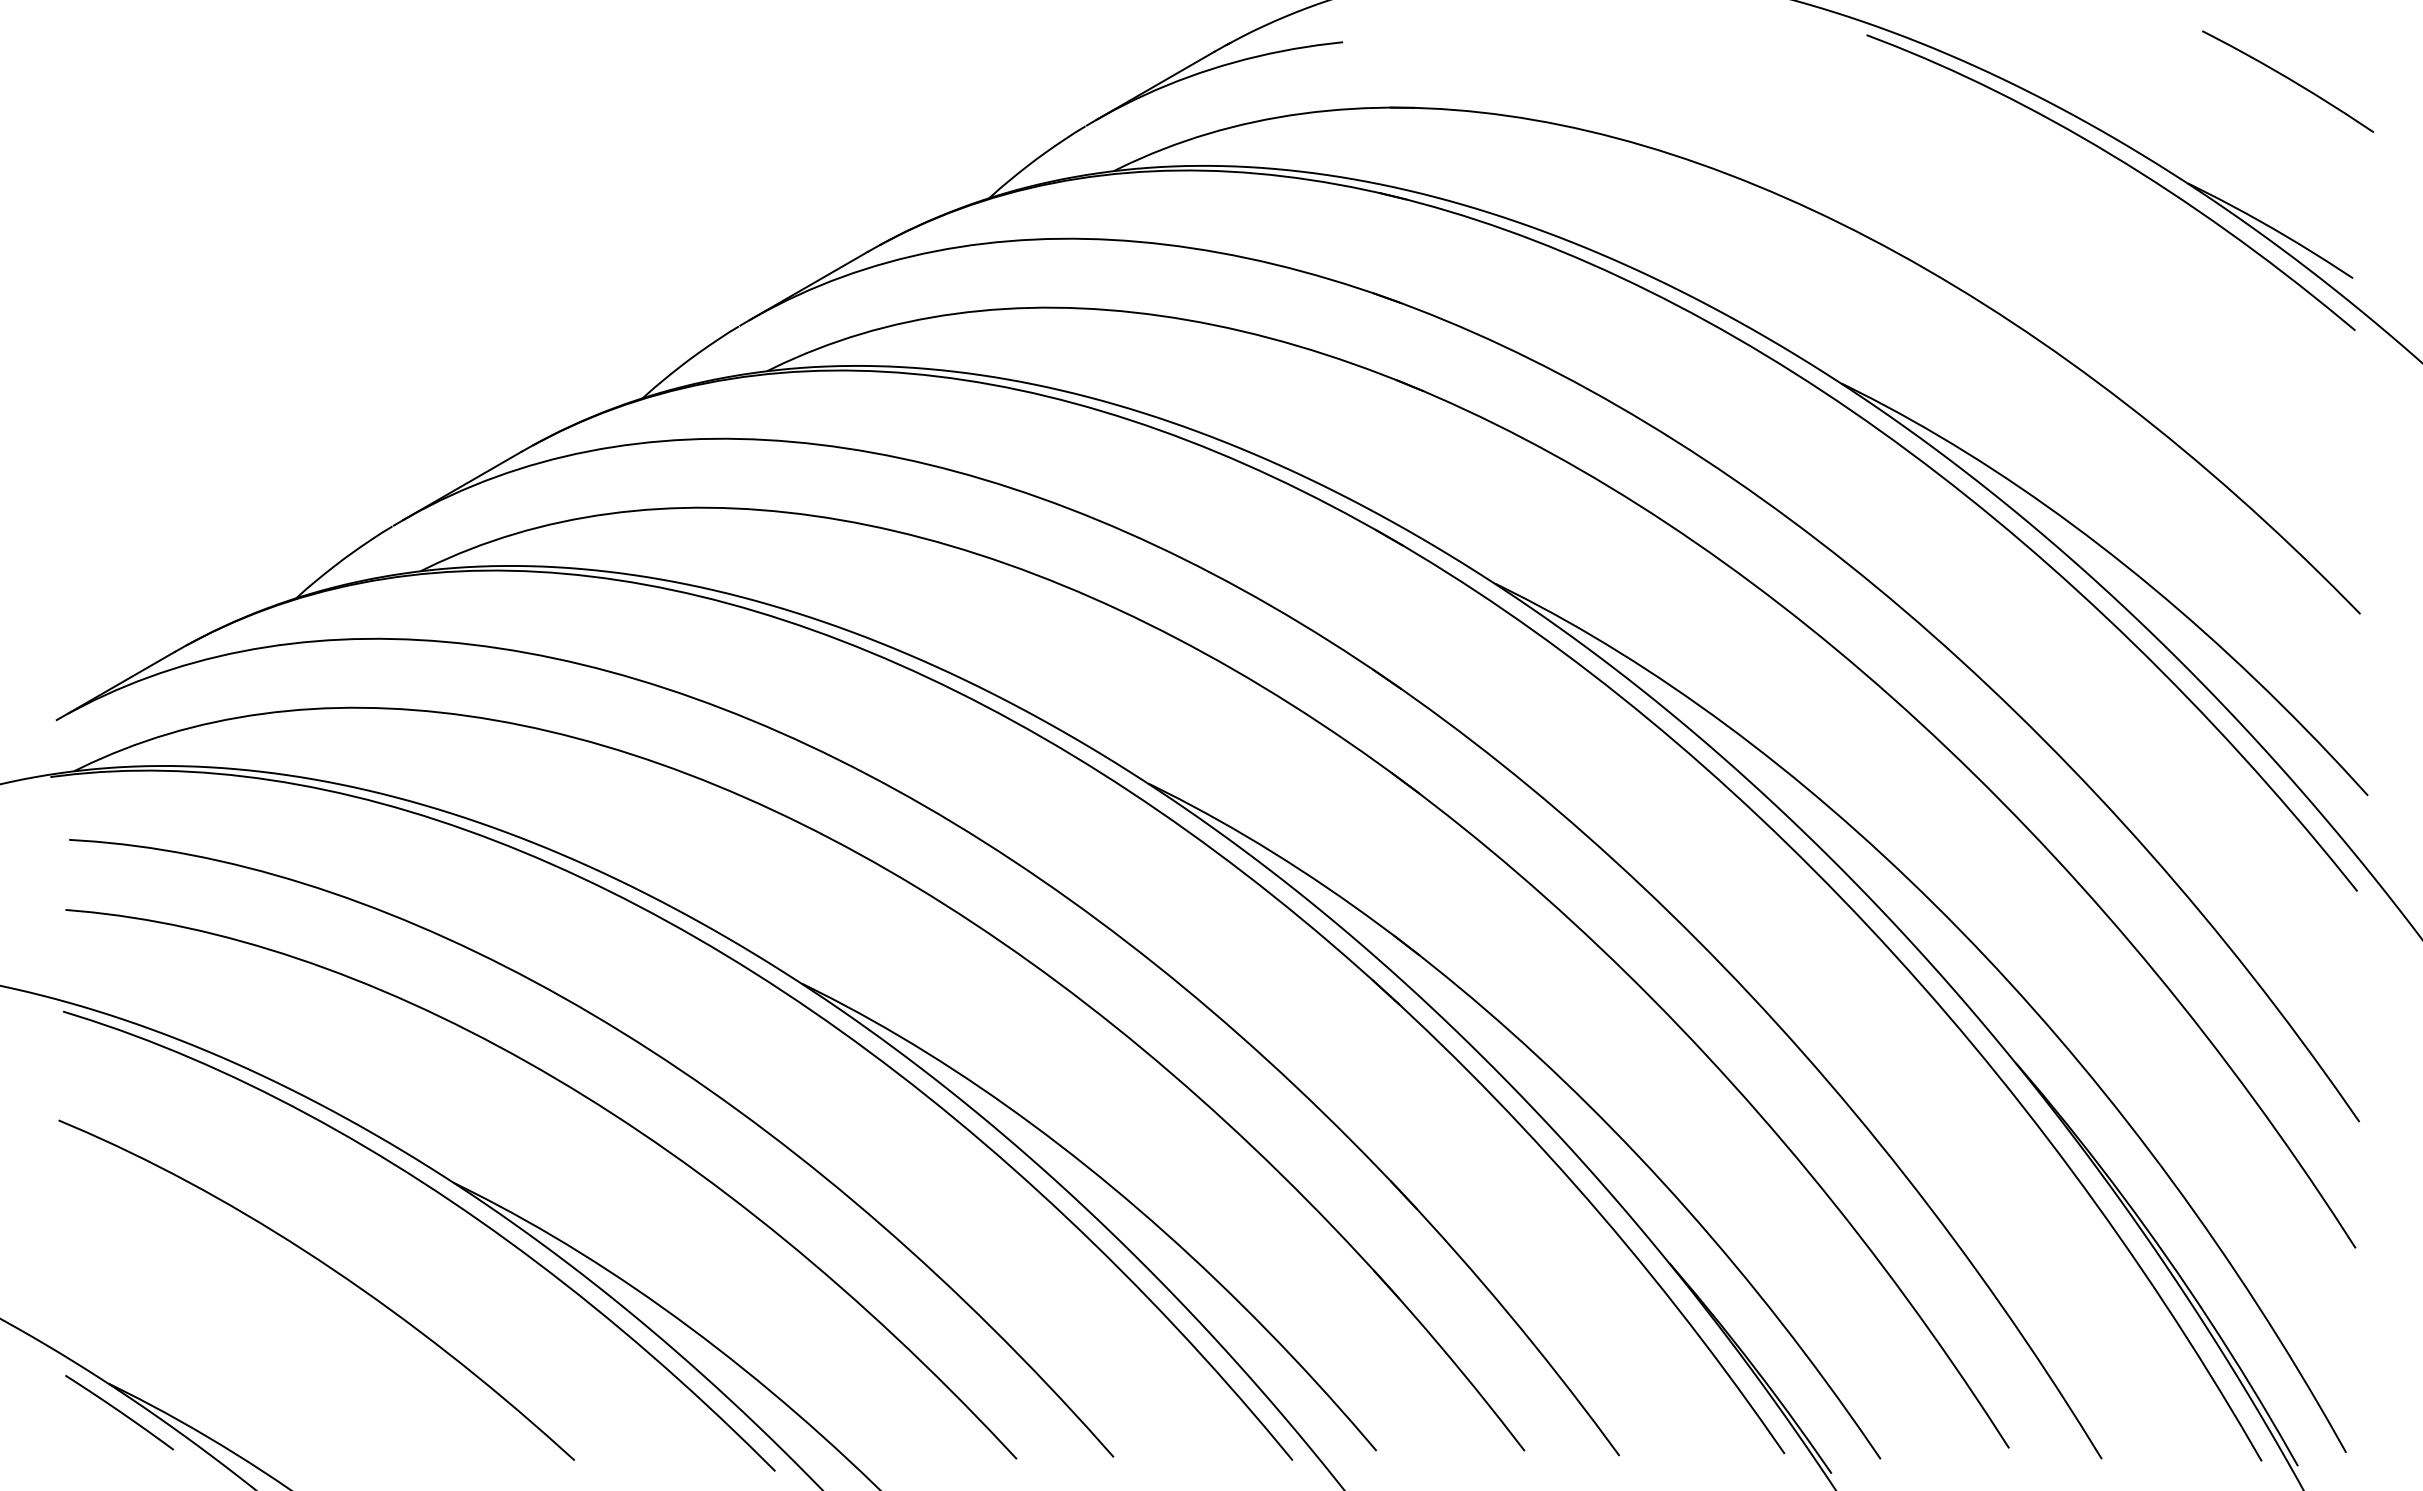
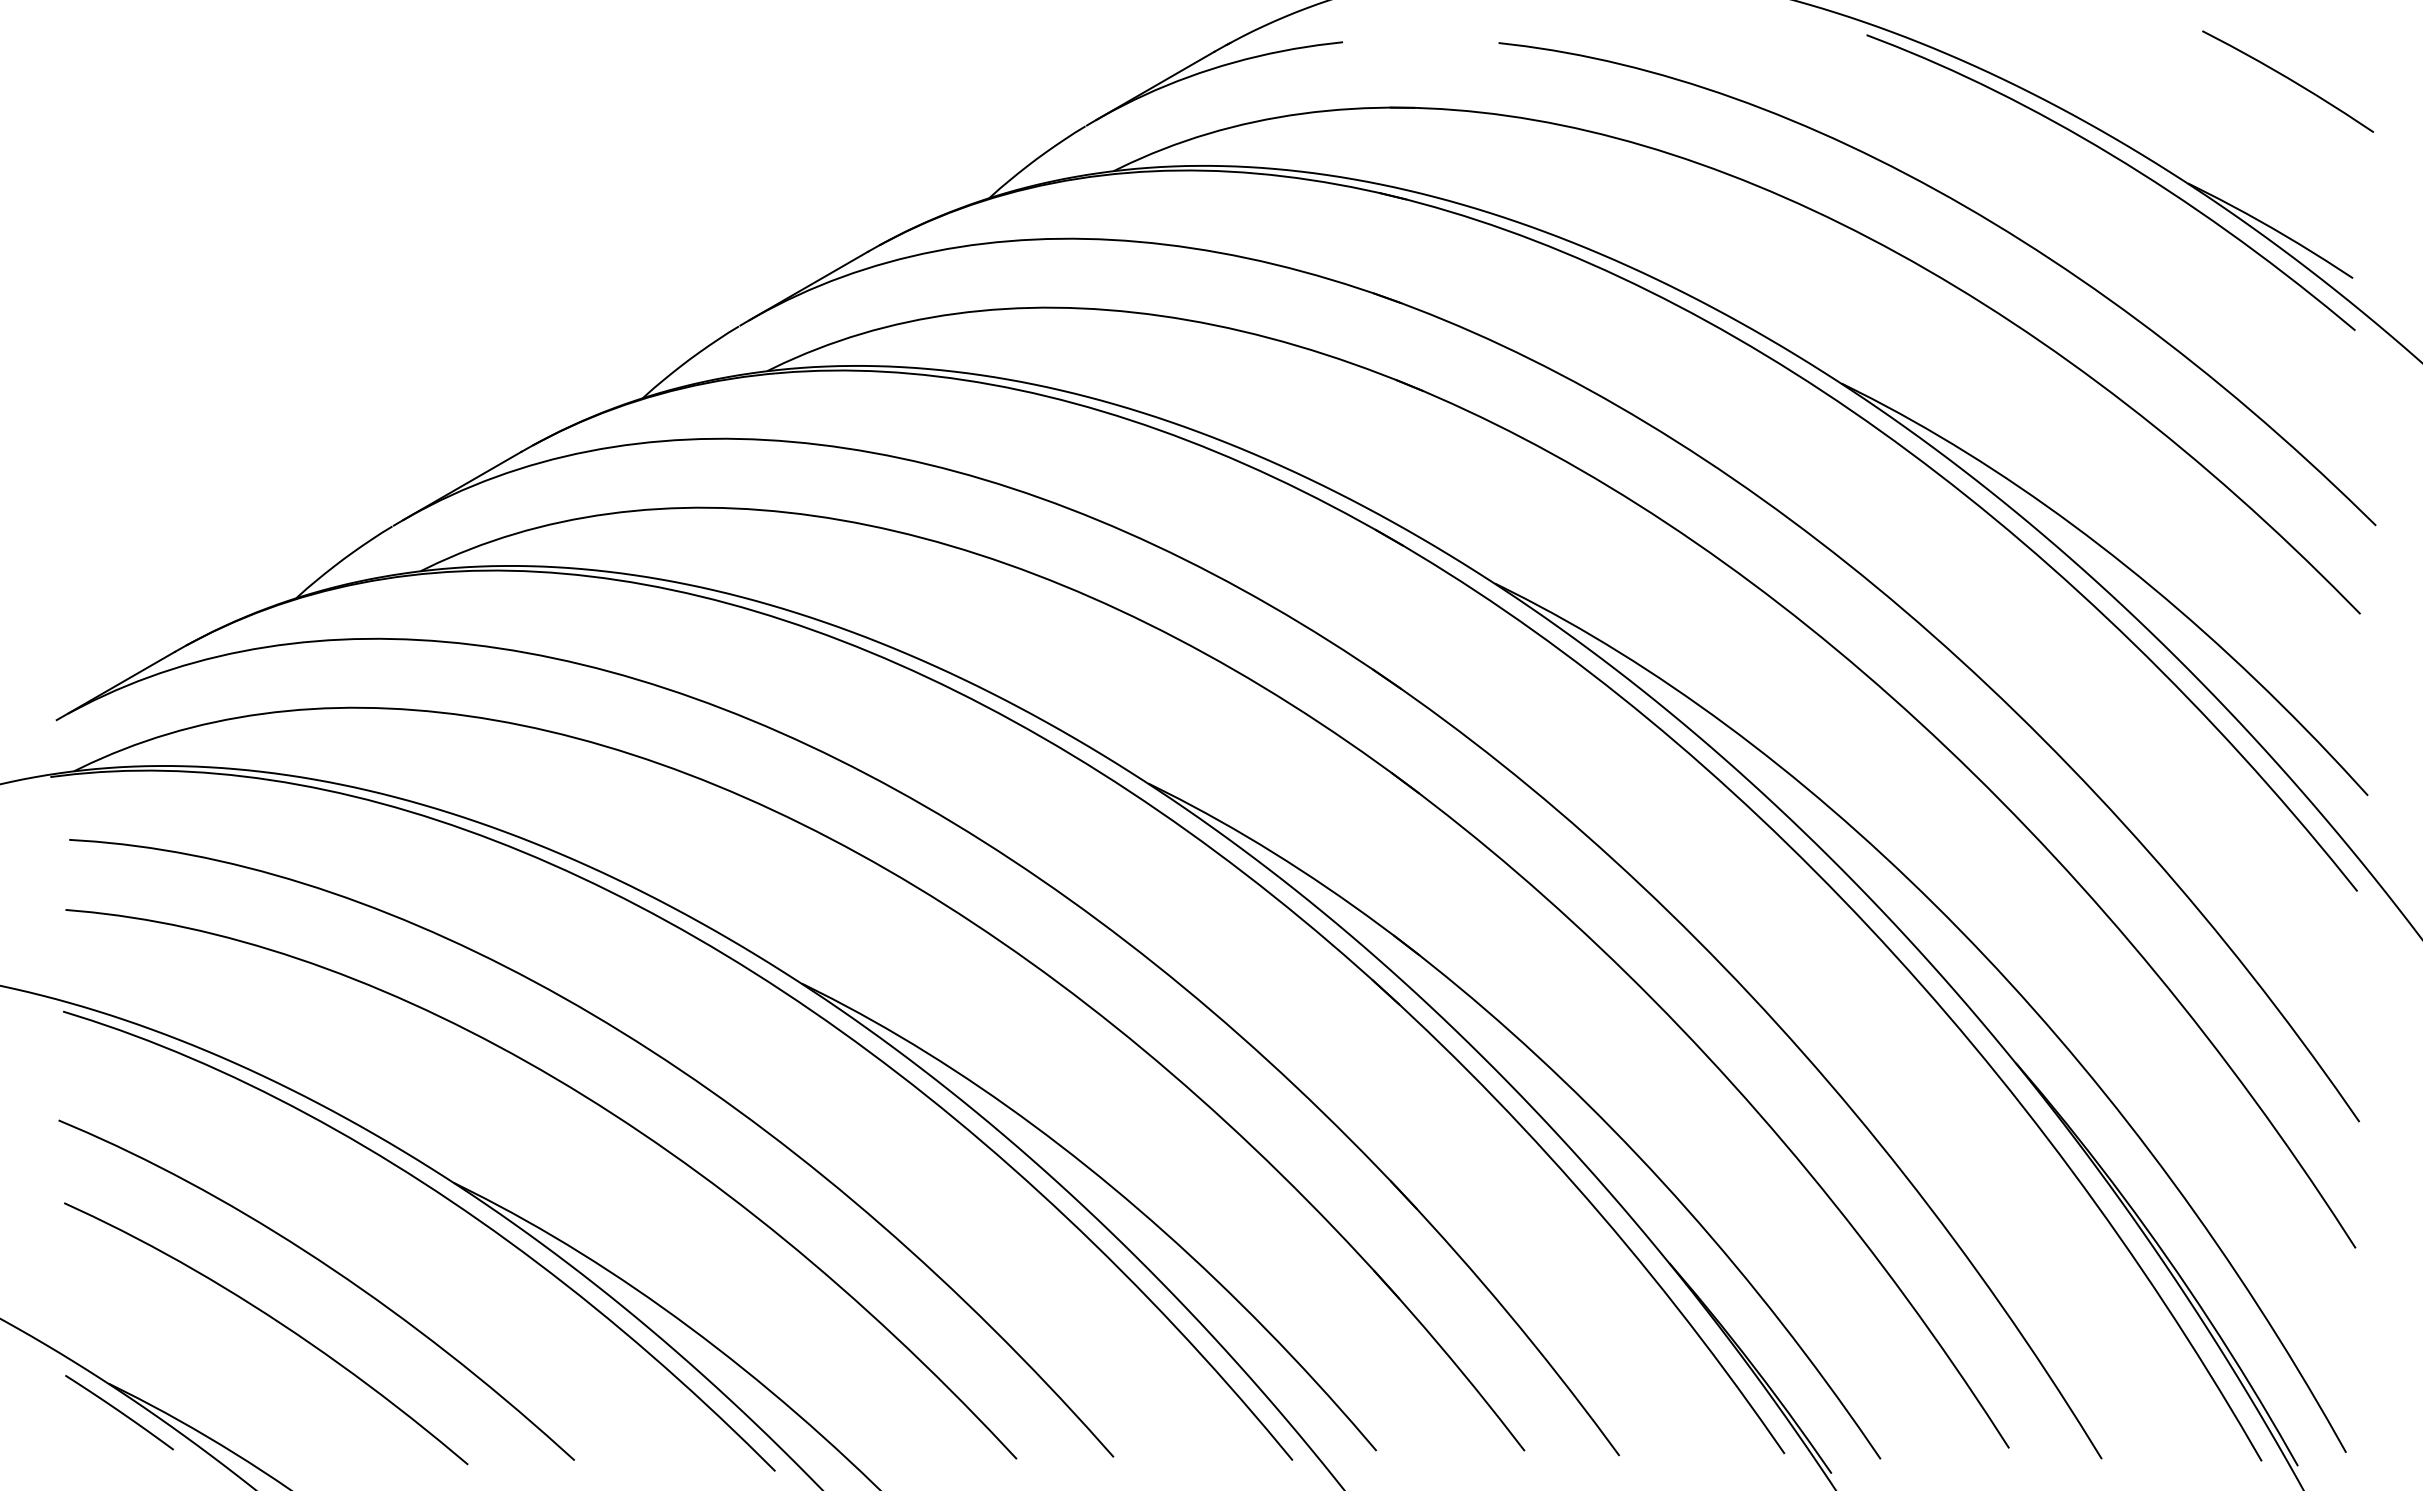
curve: none -> present (1976, 214)
curve: none -> present (275, 1321)
